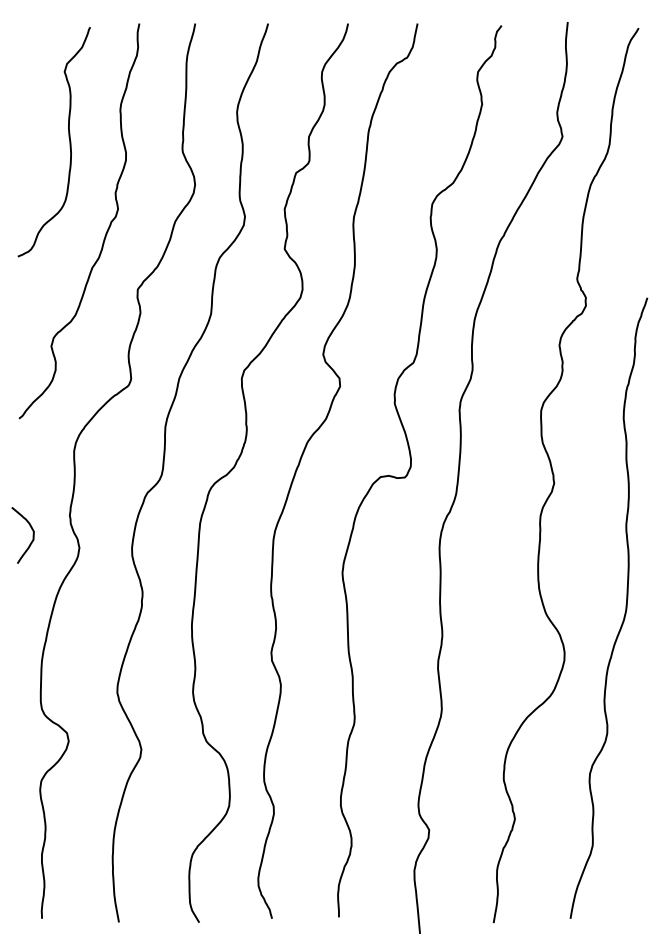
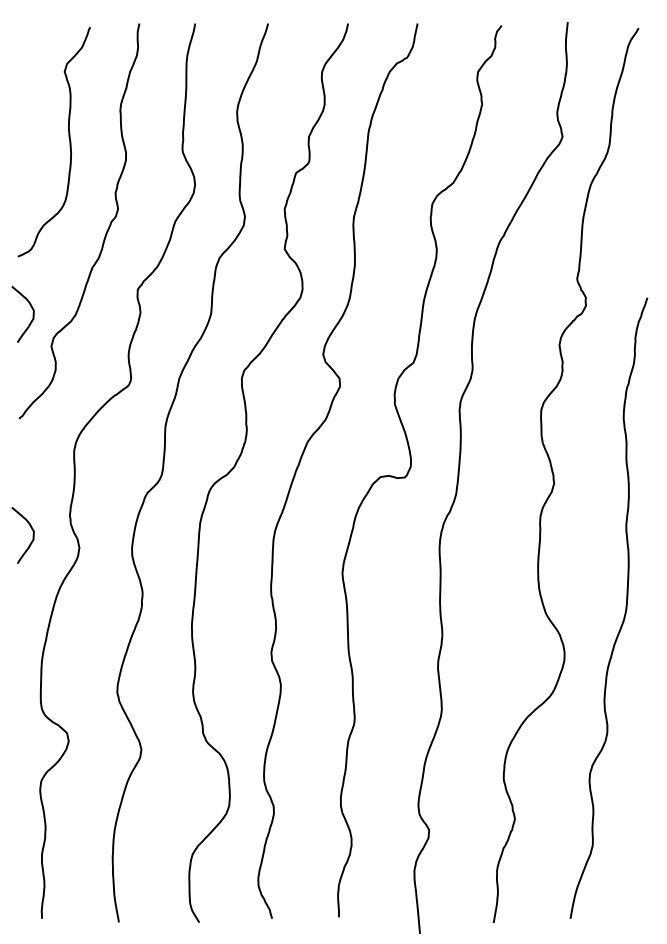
curve: none -> present (32, 314)
